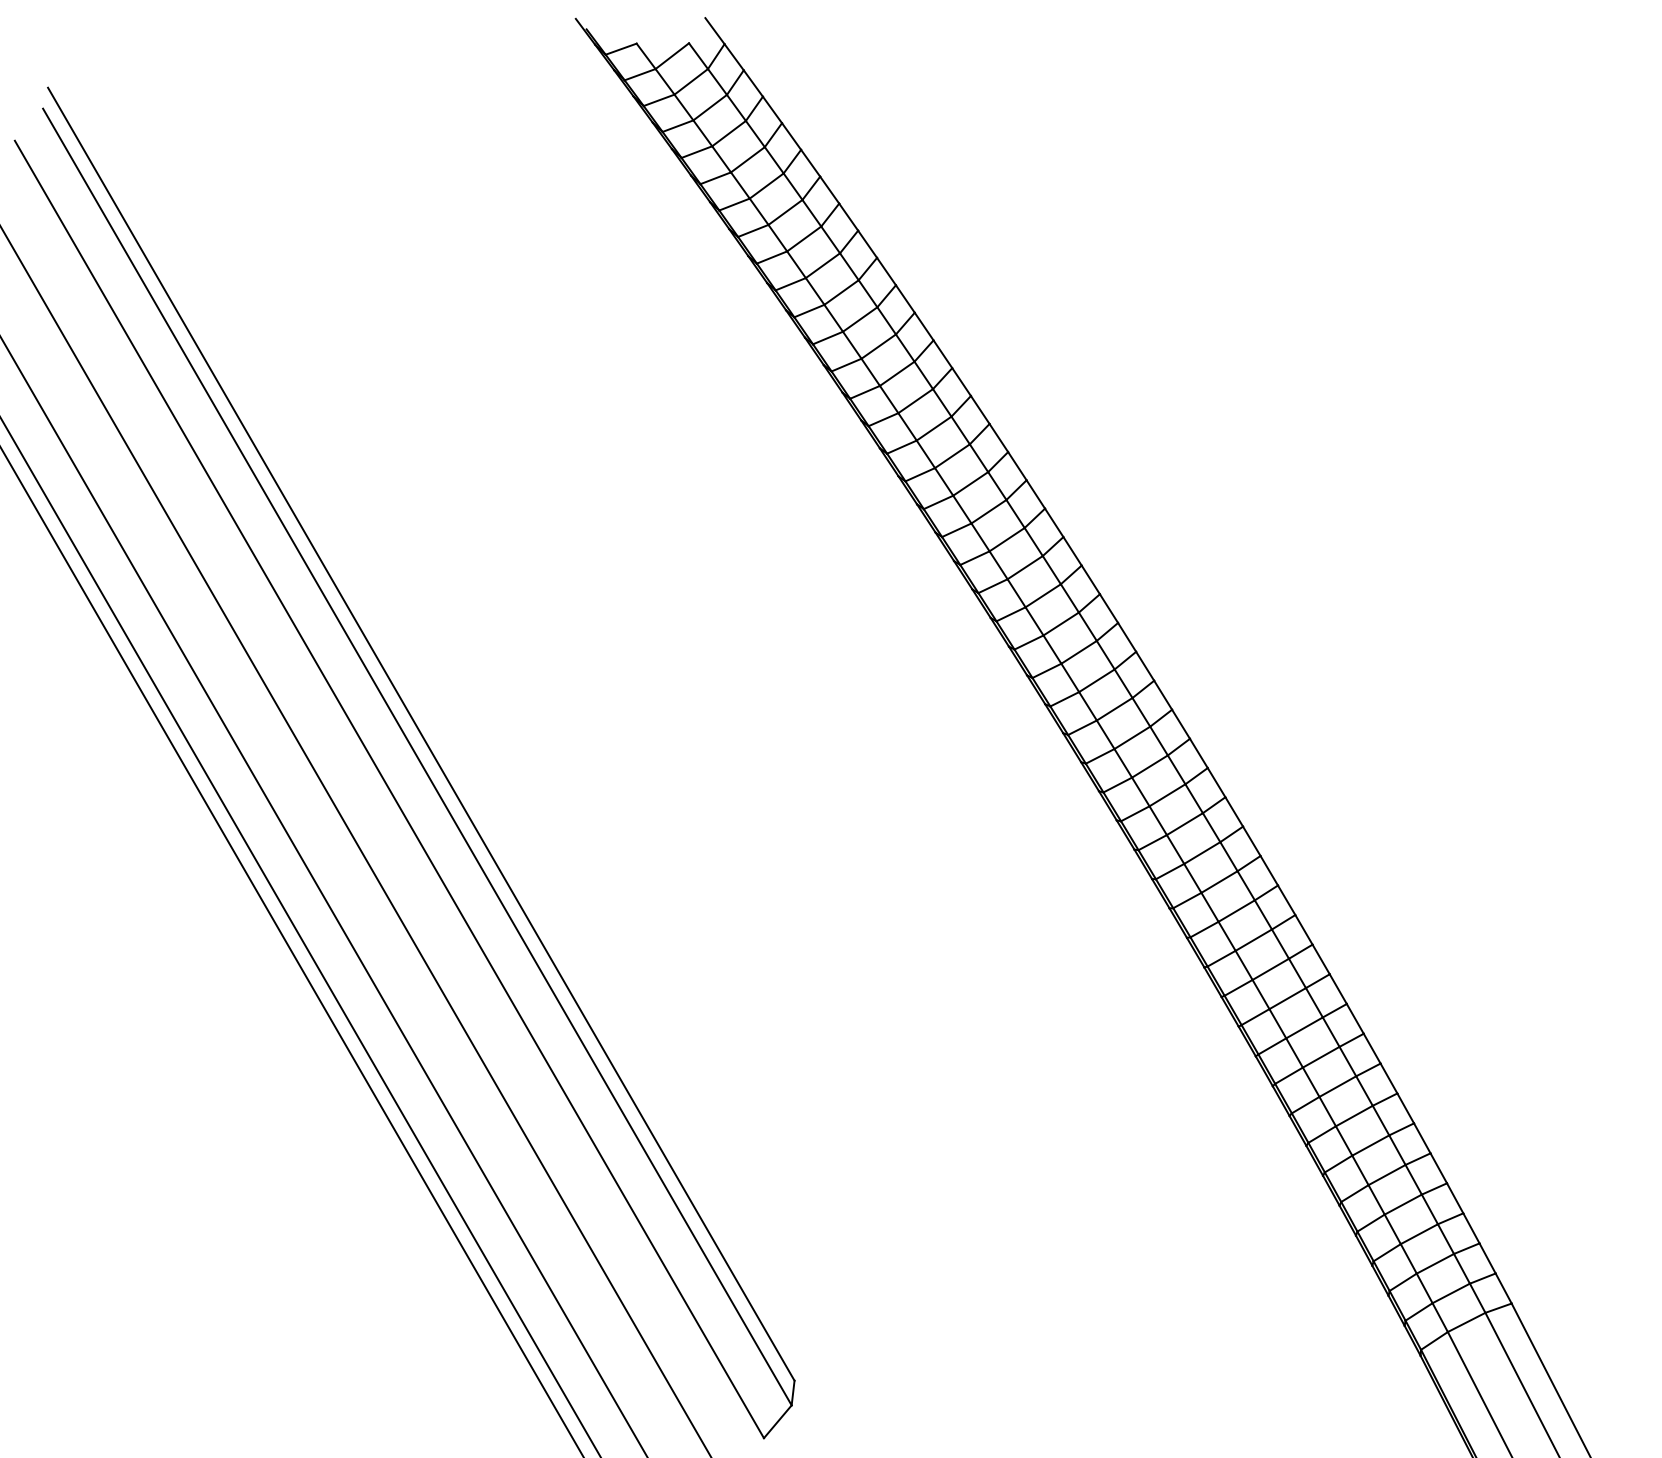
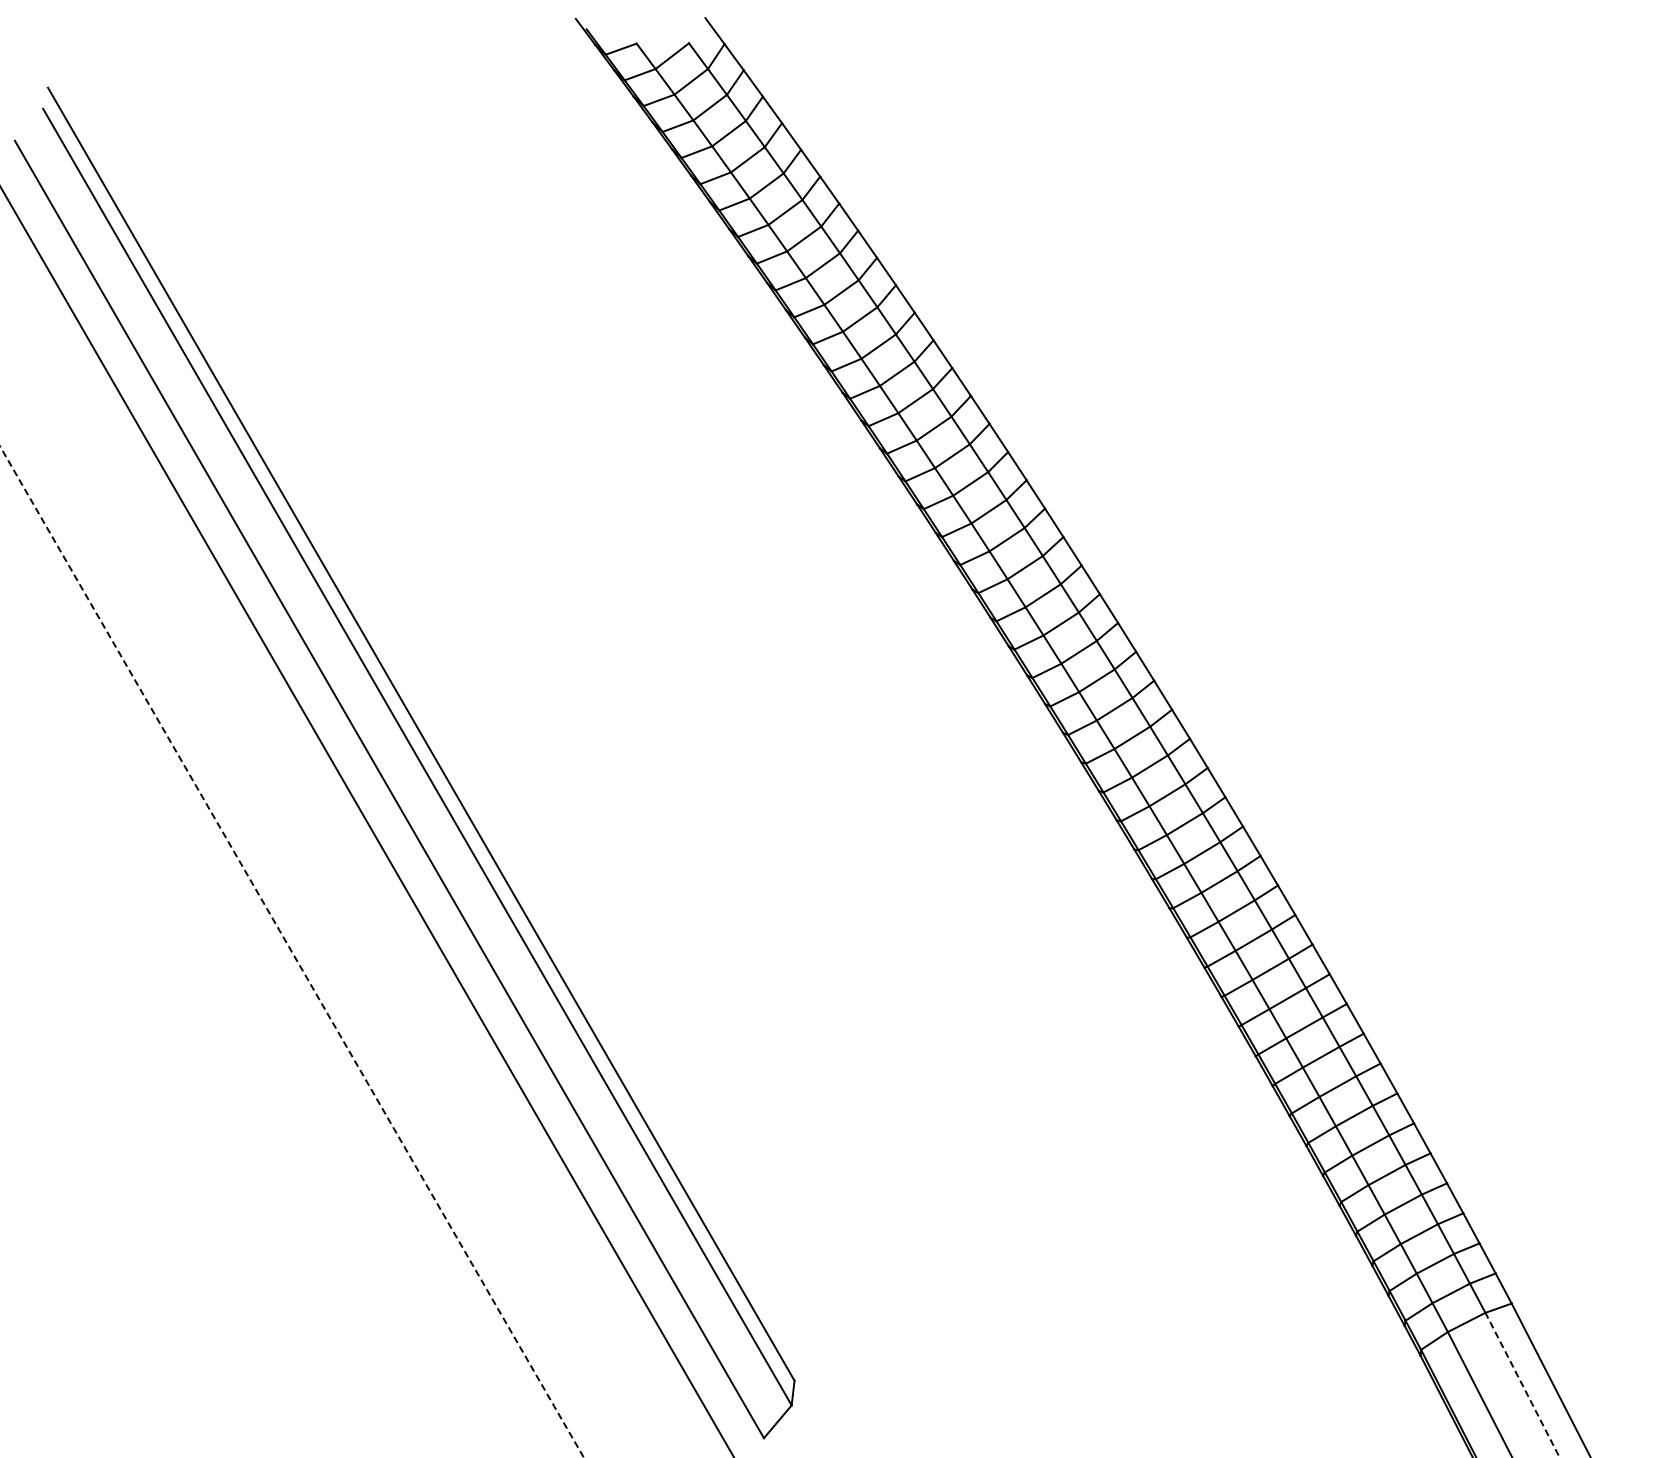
line position: (355, 841) -> (367, 821) (367, 821)
line: present -> none (323, 896)
line: present -> none (300, 937)
line: solid -> dashed (291, 951)
line: solid -> dashed (1522, 1384)
